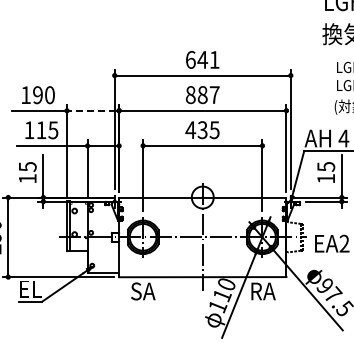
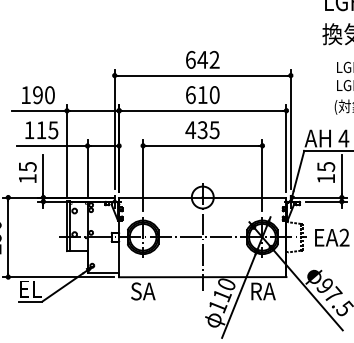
text: 641 -> 642 (214, 59)
text: 887 -> 610 (202, 95)
line: dashed -> solid (93, 110)
text position: (332, 243) -> (332, 237) (332, 237)
